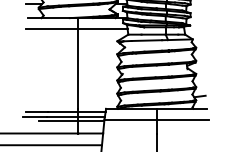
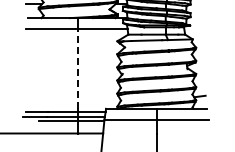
line: solid -> dashed (78, 68)
line: present -> none (52, 145)
